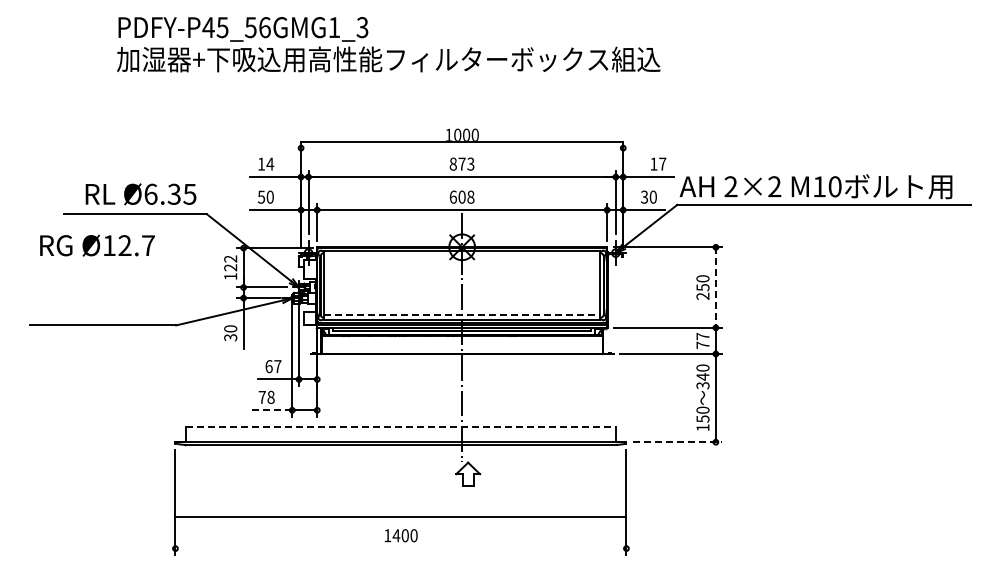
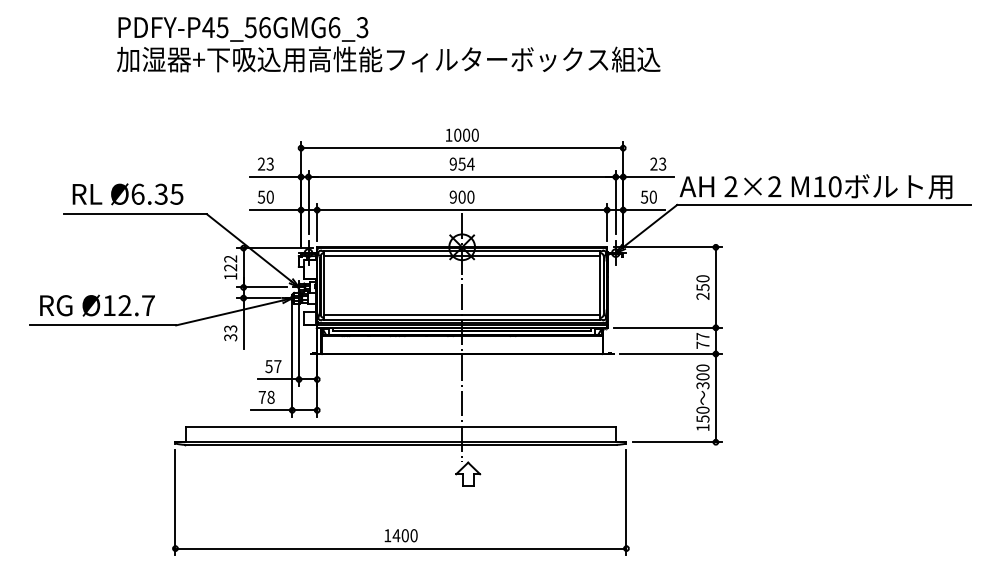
text: PDFY-P45_56GMG1_3 -> PDFY-P45_56GMG6_3 (334, 27)
line position: (462, 142) -> (462, 148) (462, 148)
text: 14 -> 23 (266, 163)
text: 873 -> 954 (461, 163)
text: 17 -> 23 (658, 163)
text position: (140, 194) -> (127, 194) (127, 194)
text: 608 -> 900 (461, 196)
text: 30 -> 50 (644, 196)
text position: (97, 245) -> (97, 305) (97, 305)
line: none -> present (461, 256)
line: dashed -> solid (715, 288)
line: dashed -> solid (462, 314)
text: 30 -> 33 (230, 328)
text: 67 -> 57 (268, 366)
text: 340 -> 300 (702, 376)
line: dashed -> solid (271, 410)
line: dashed -> solid (401, 427)
line: dashed -> solid (677, 442)
line position: (400, 516) -> (400, 548) (400, 548)
